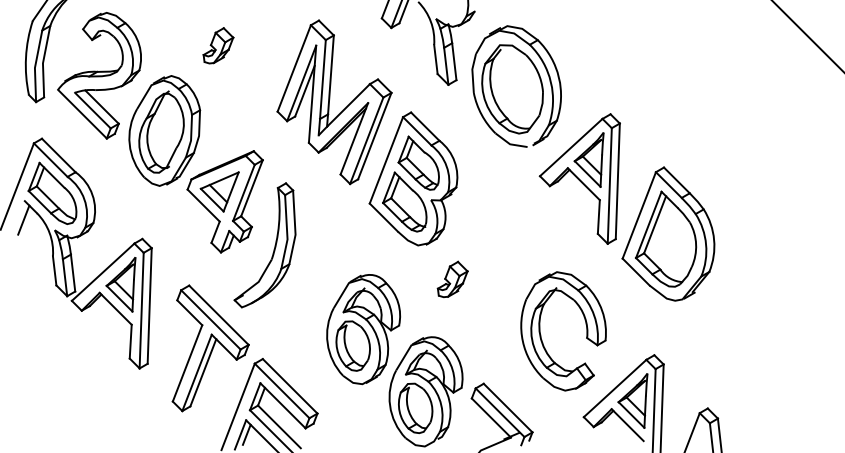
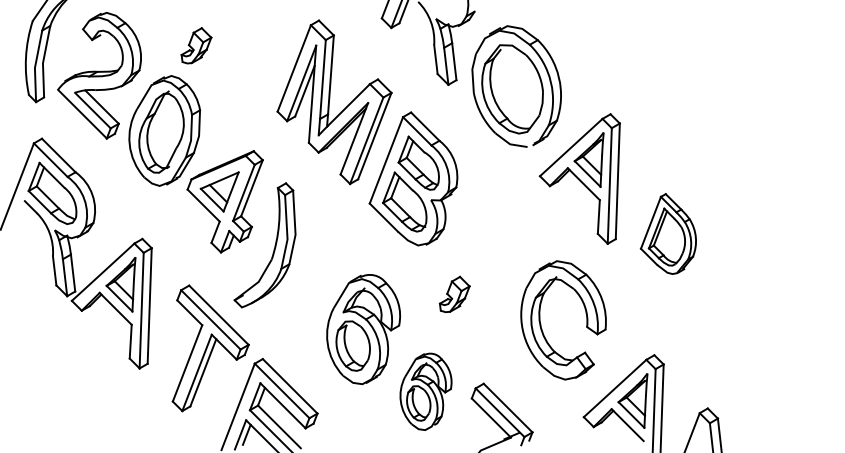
line: present -> none (807, 36)
part position: (218, 45) -> (196, 45) (196, 45)
line: present -> none (23, 219)
part size: 95x136 px -> 58x82 px (667, 233)
part position: (452, 279) -> (454, 294) (454, 294)
part position: (541, 334) -> (541, 323) (541, 323)
part size: 76x112 px -> 54x79 px (425, 391)
